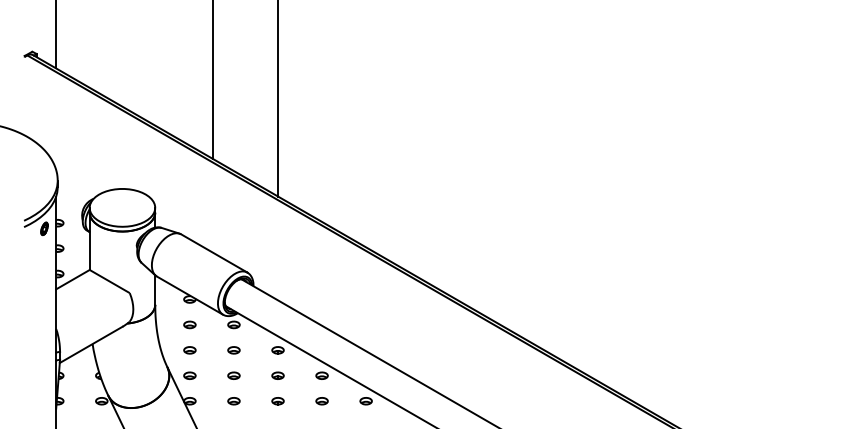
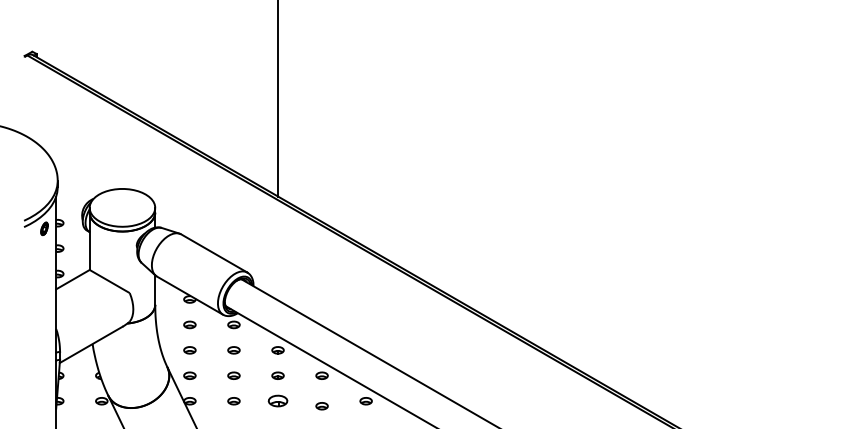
line: present -> none (56, 35)
line: present -> none (212, 80)
part size: 14x9 px -> 22x14 px (277, 400)
part position: (321, 401) -> (321, 406) (321, 406)
